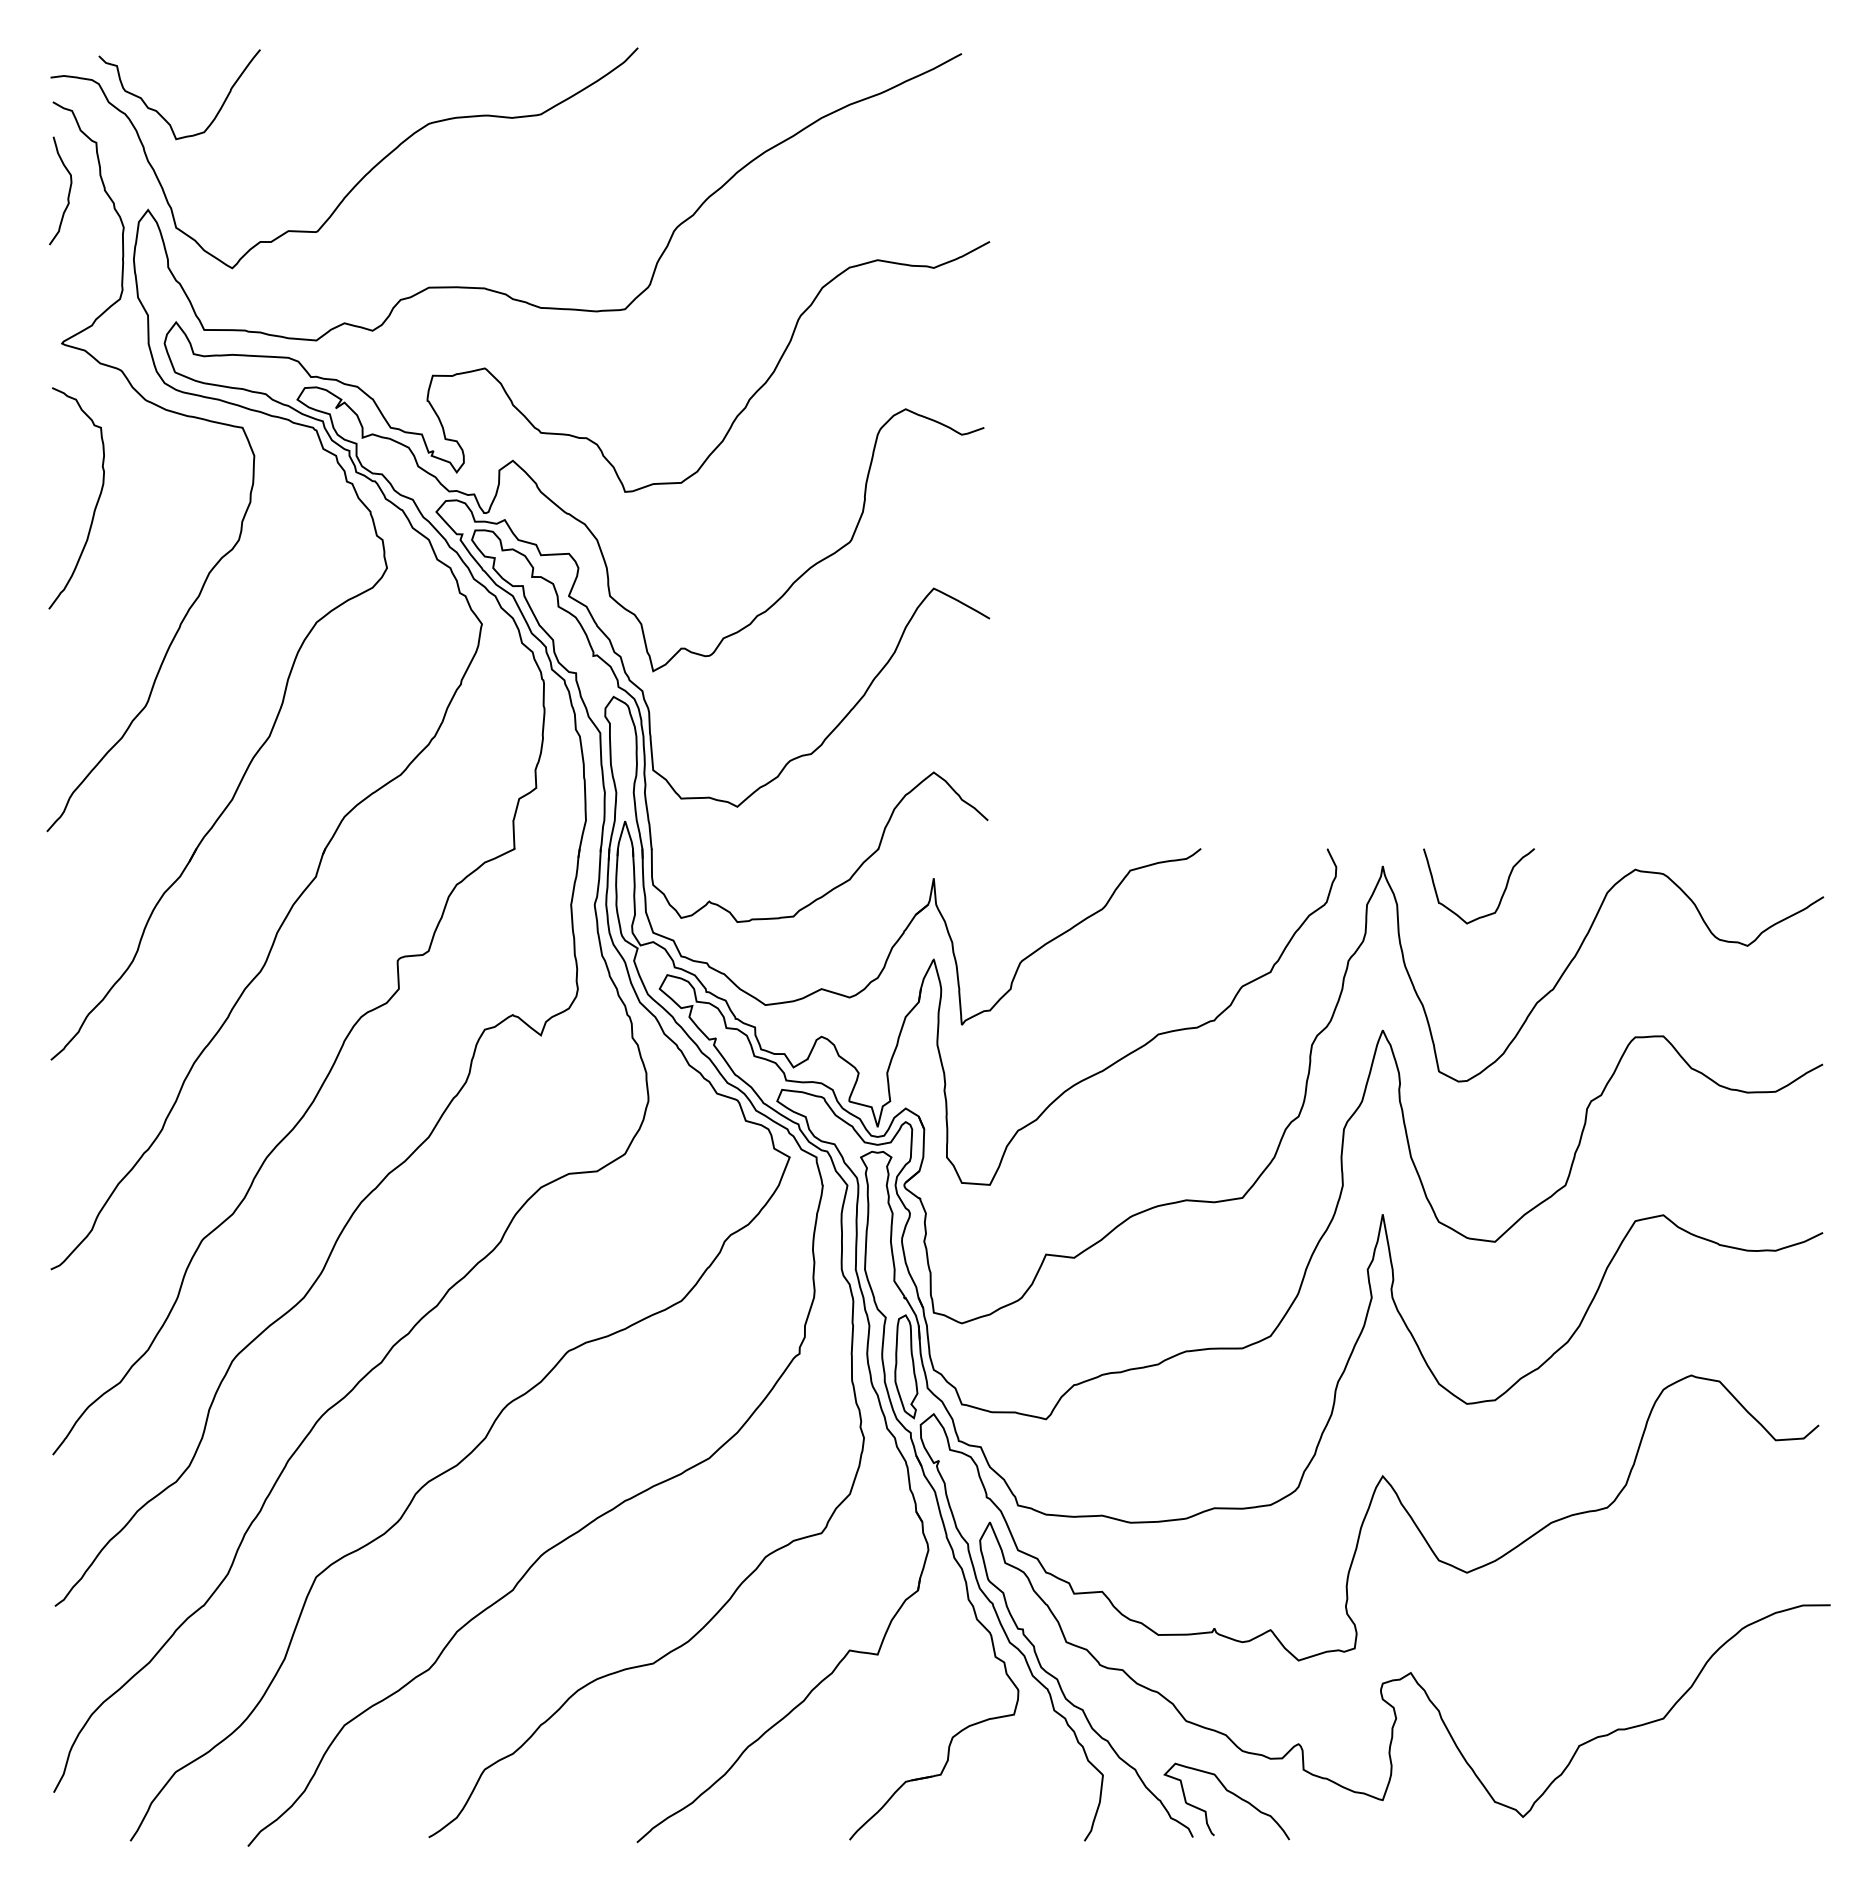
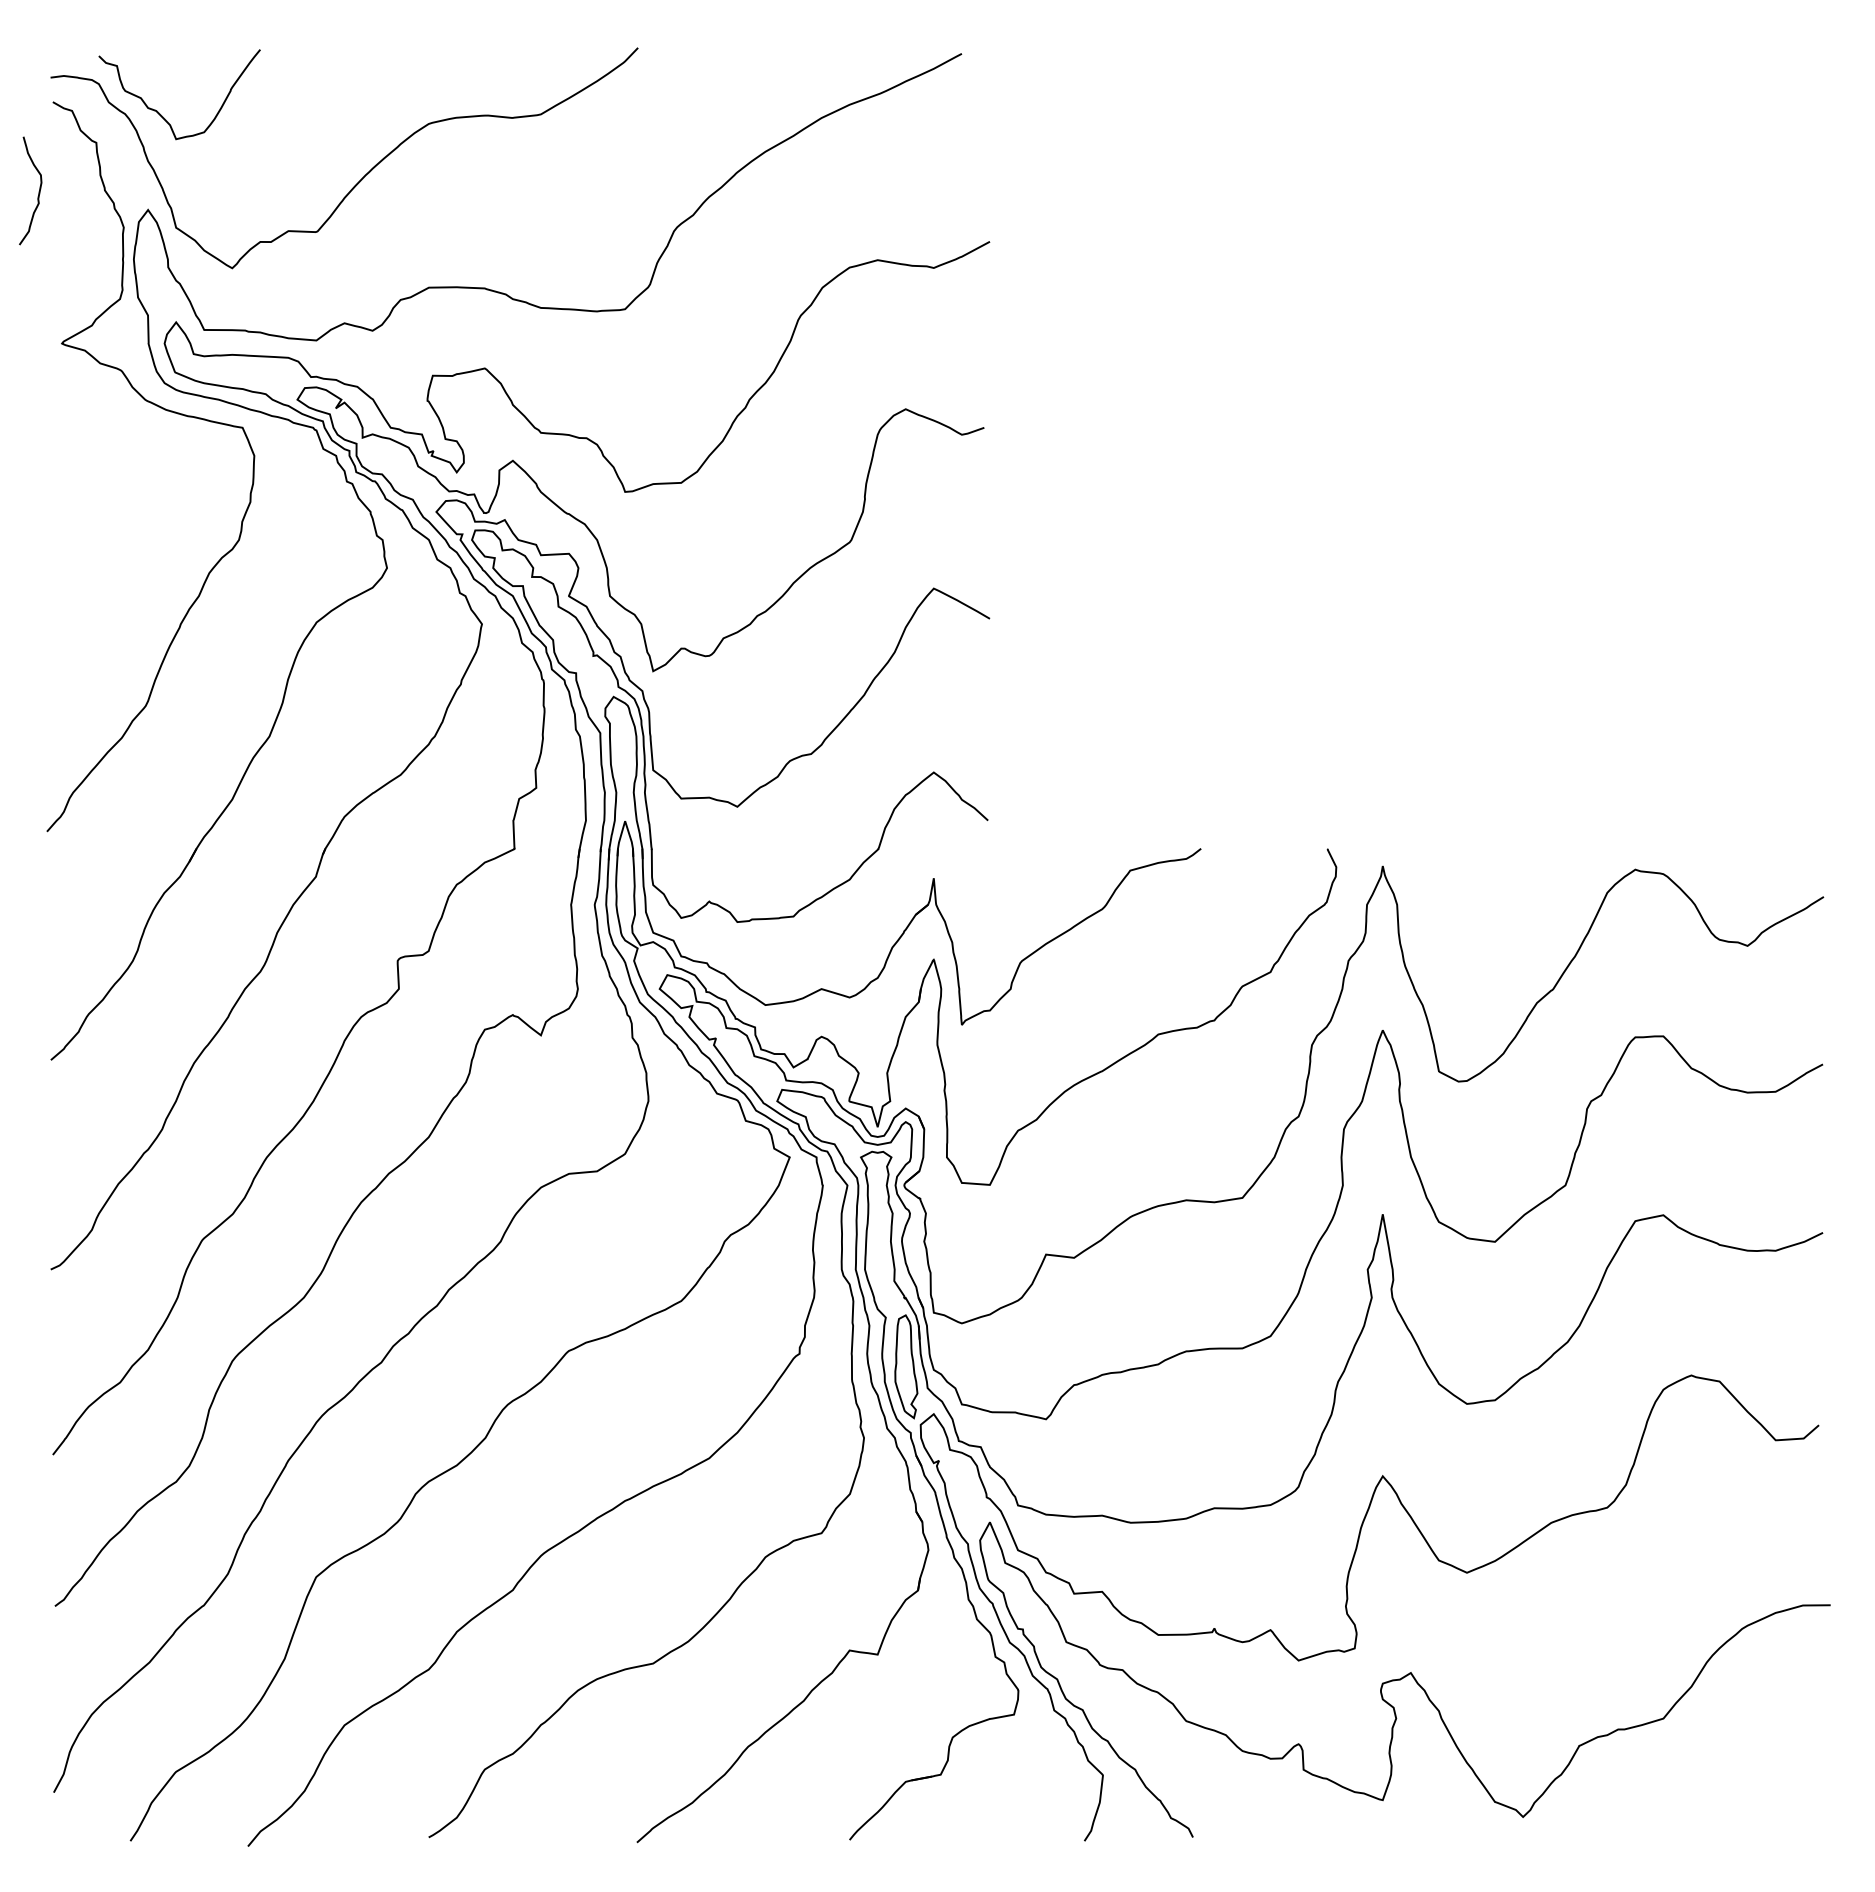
curve position: (68, 191) -> (38, 191) (38, 191)
curve: present -> none (94, 507)
curve: present -> none (1501, 895)
curve: present -> none (1230, 1793)
